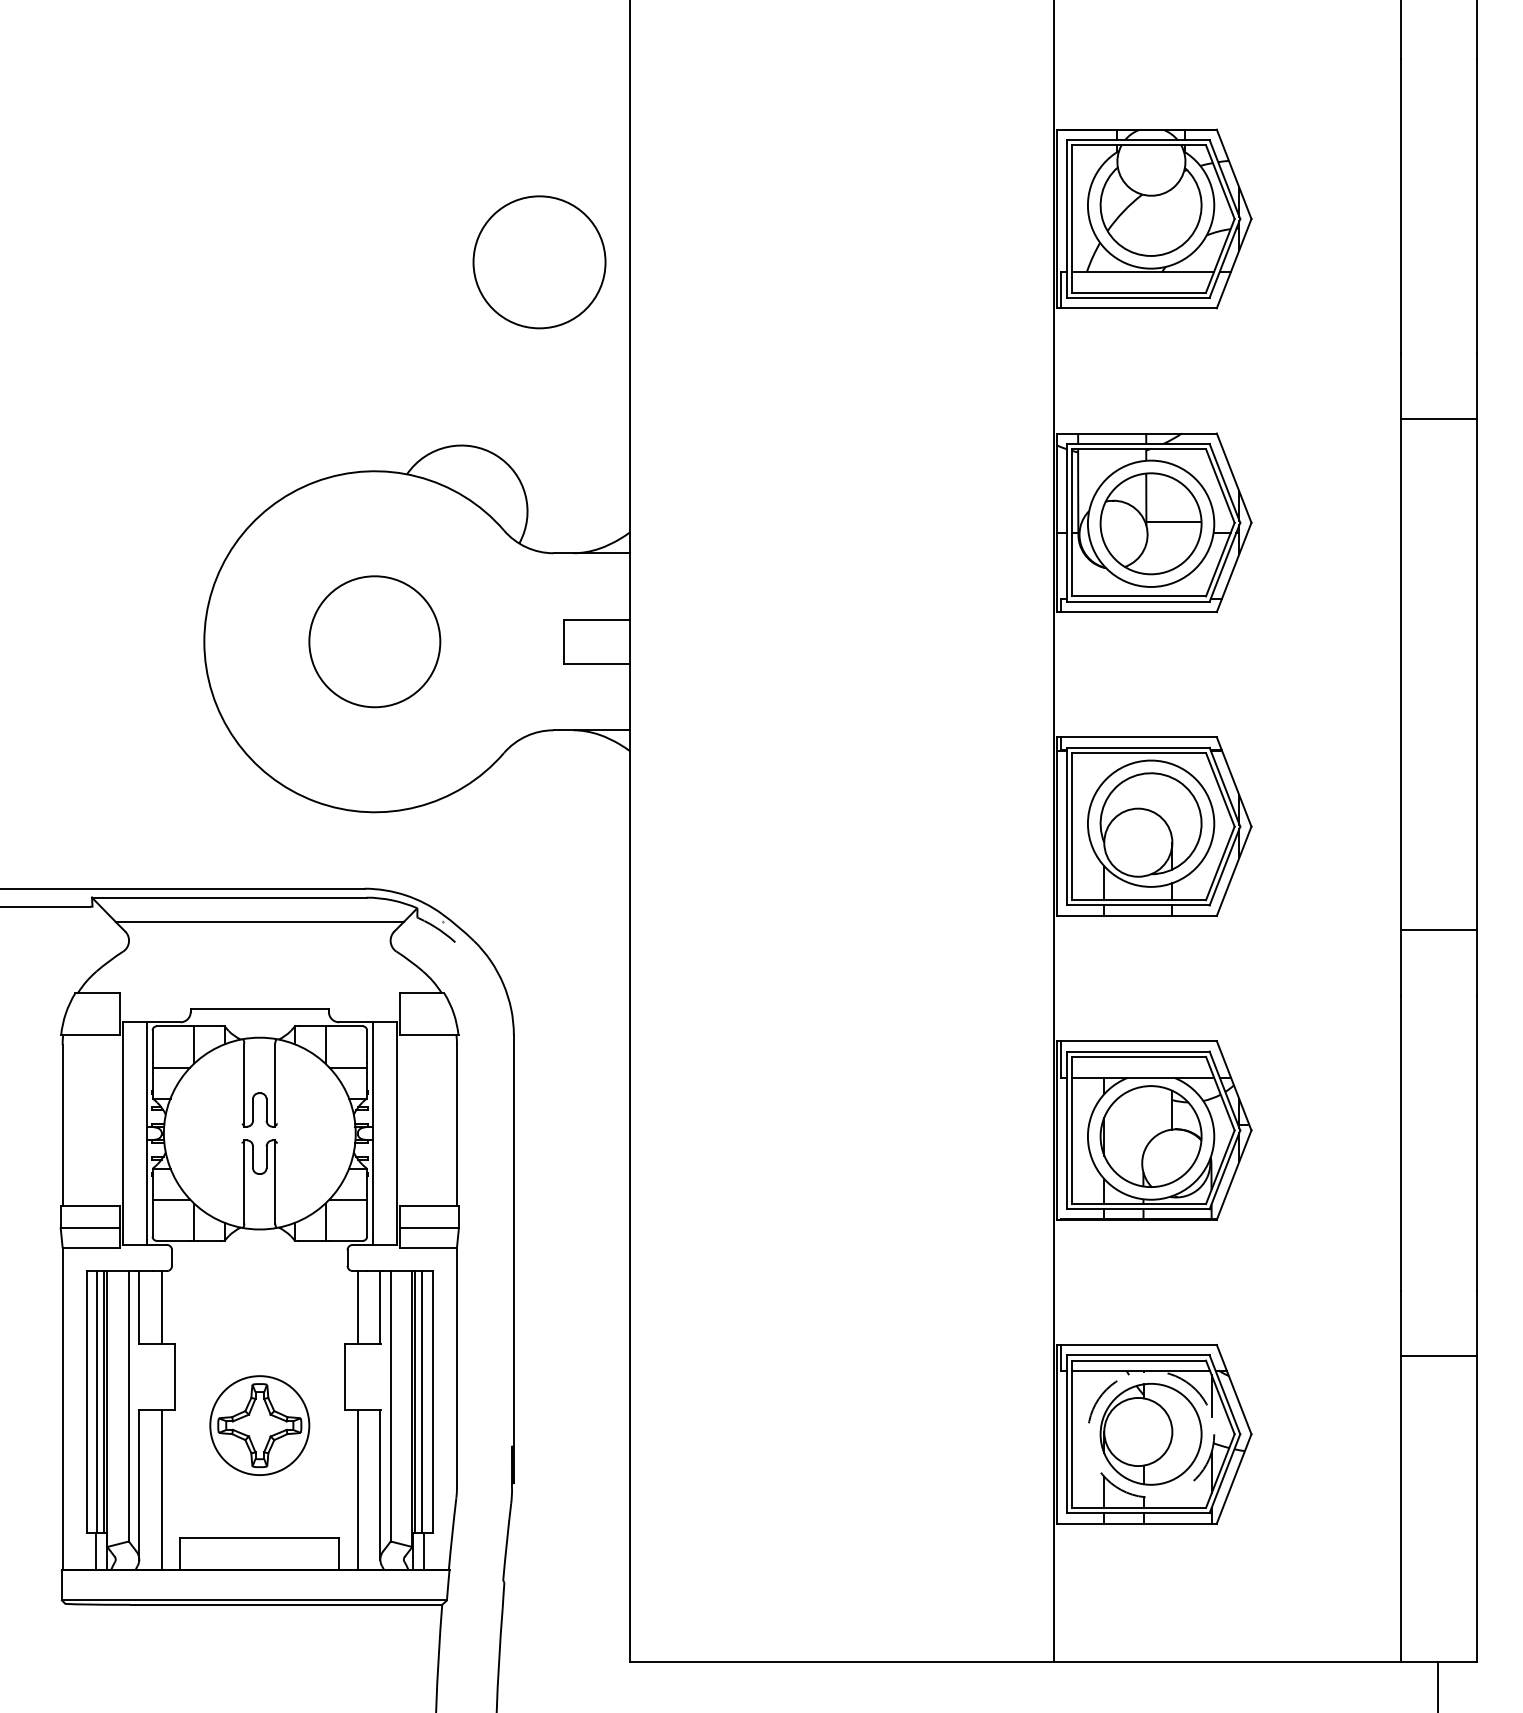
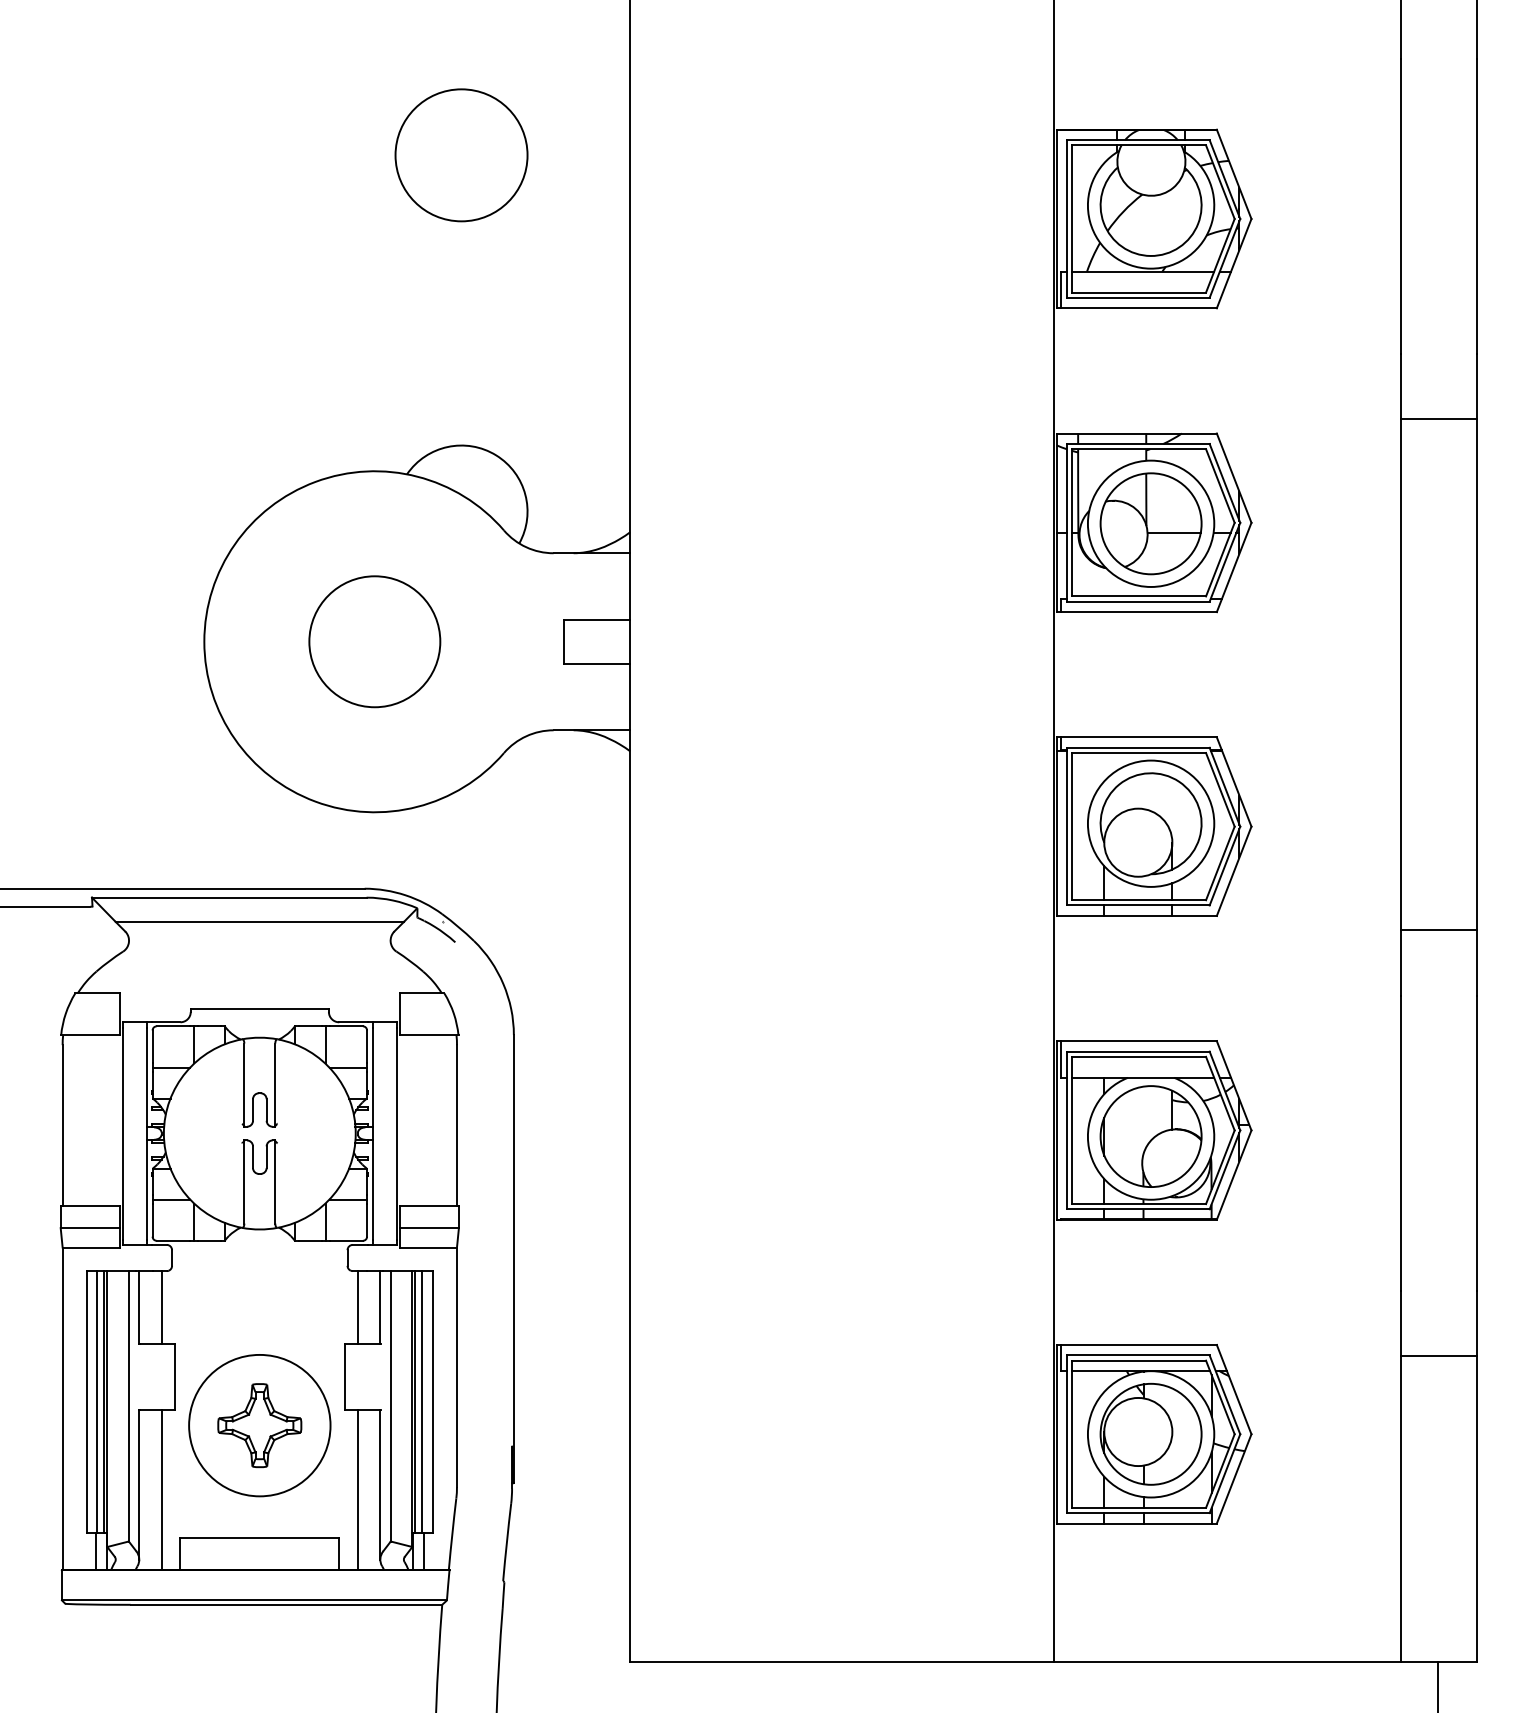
circle position: (539, 262) -> (461, 155) (461, 155)
line position: (1173, 522) -> (1173, 533) (1173, 533)
circle diameter: 99 px -> 141 px (259, 1425)
circle: dashed -> solid (1150, 1434)
